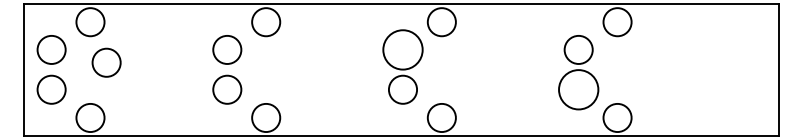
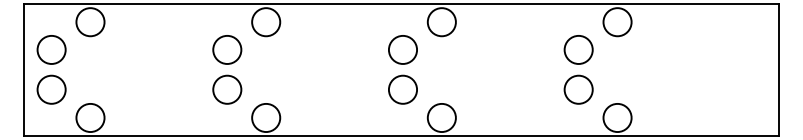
circle diameter: 39 px -> 28 px (402, 49)
circle: present -> none (106, 62)
circle diameter: 39 px -> 28 px (578, 89)
